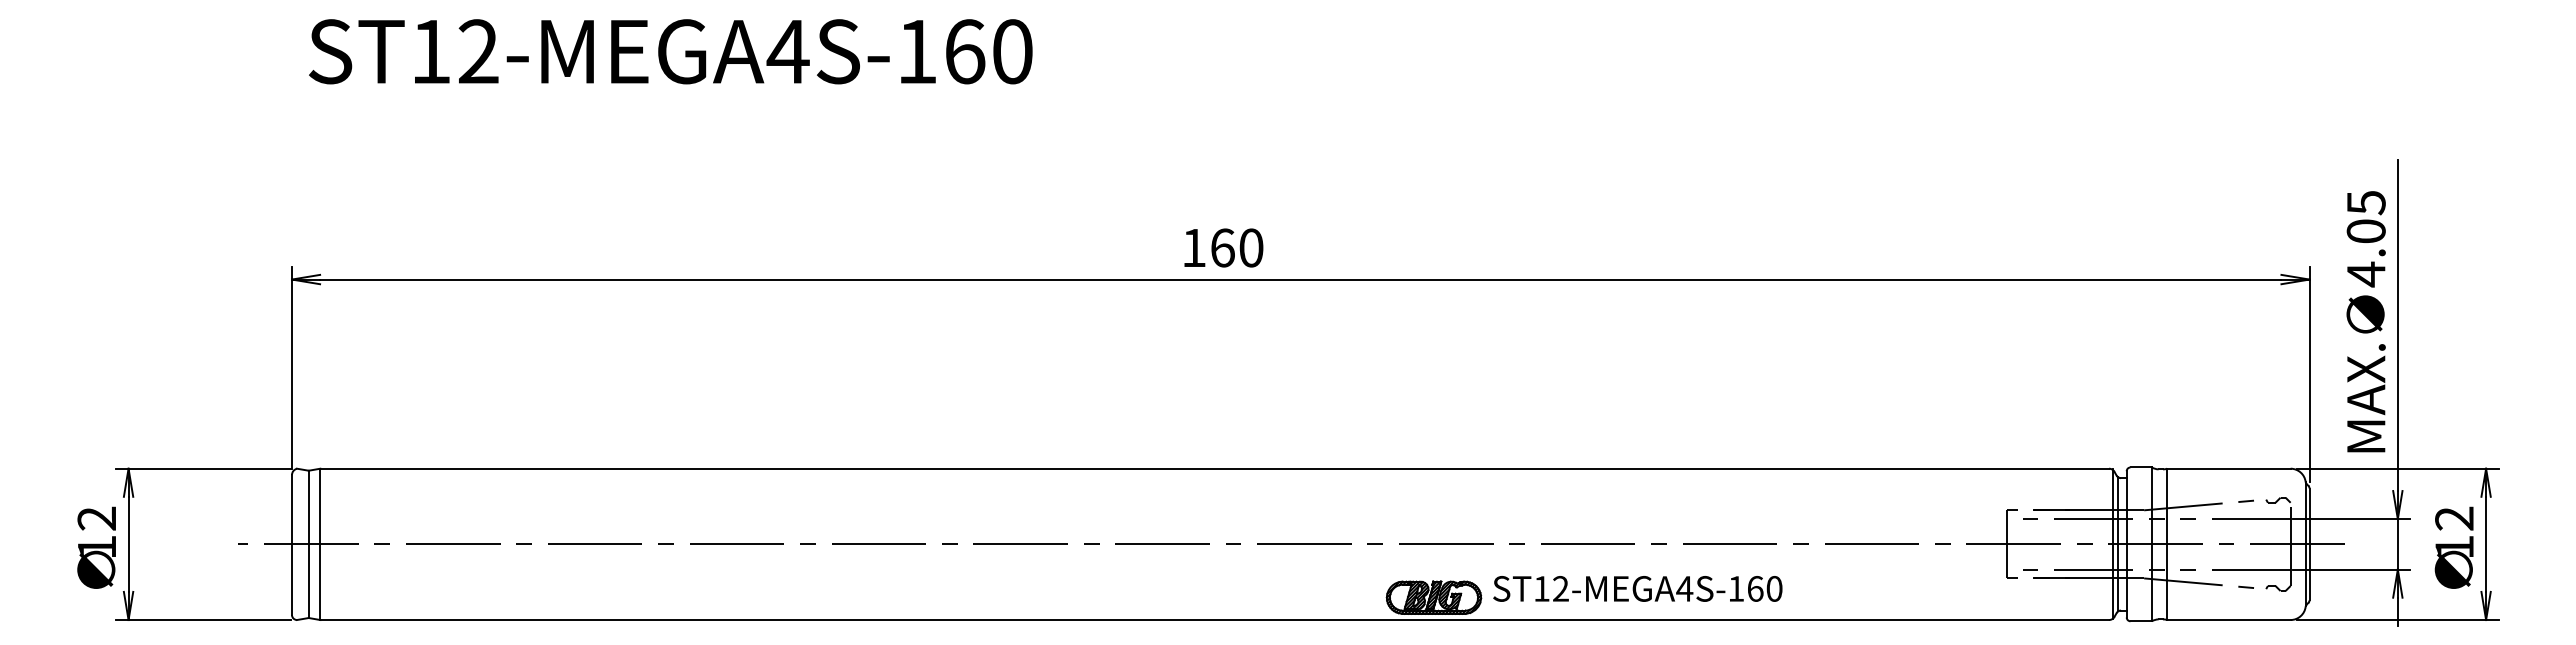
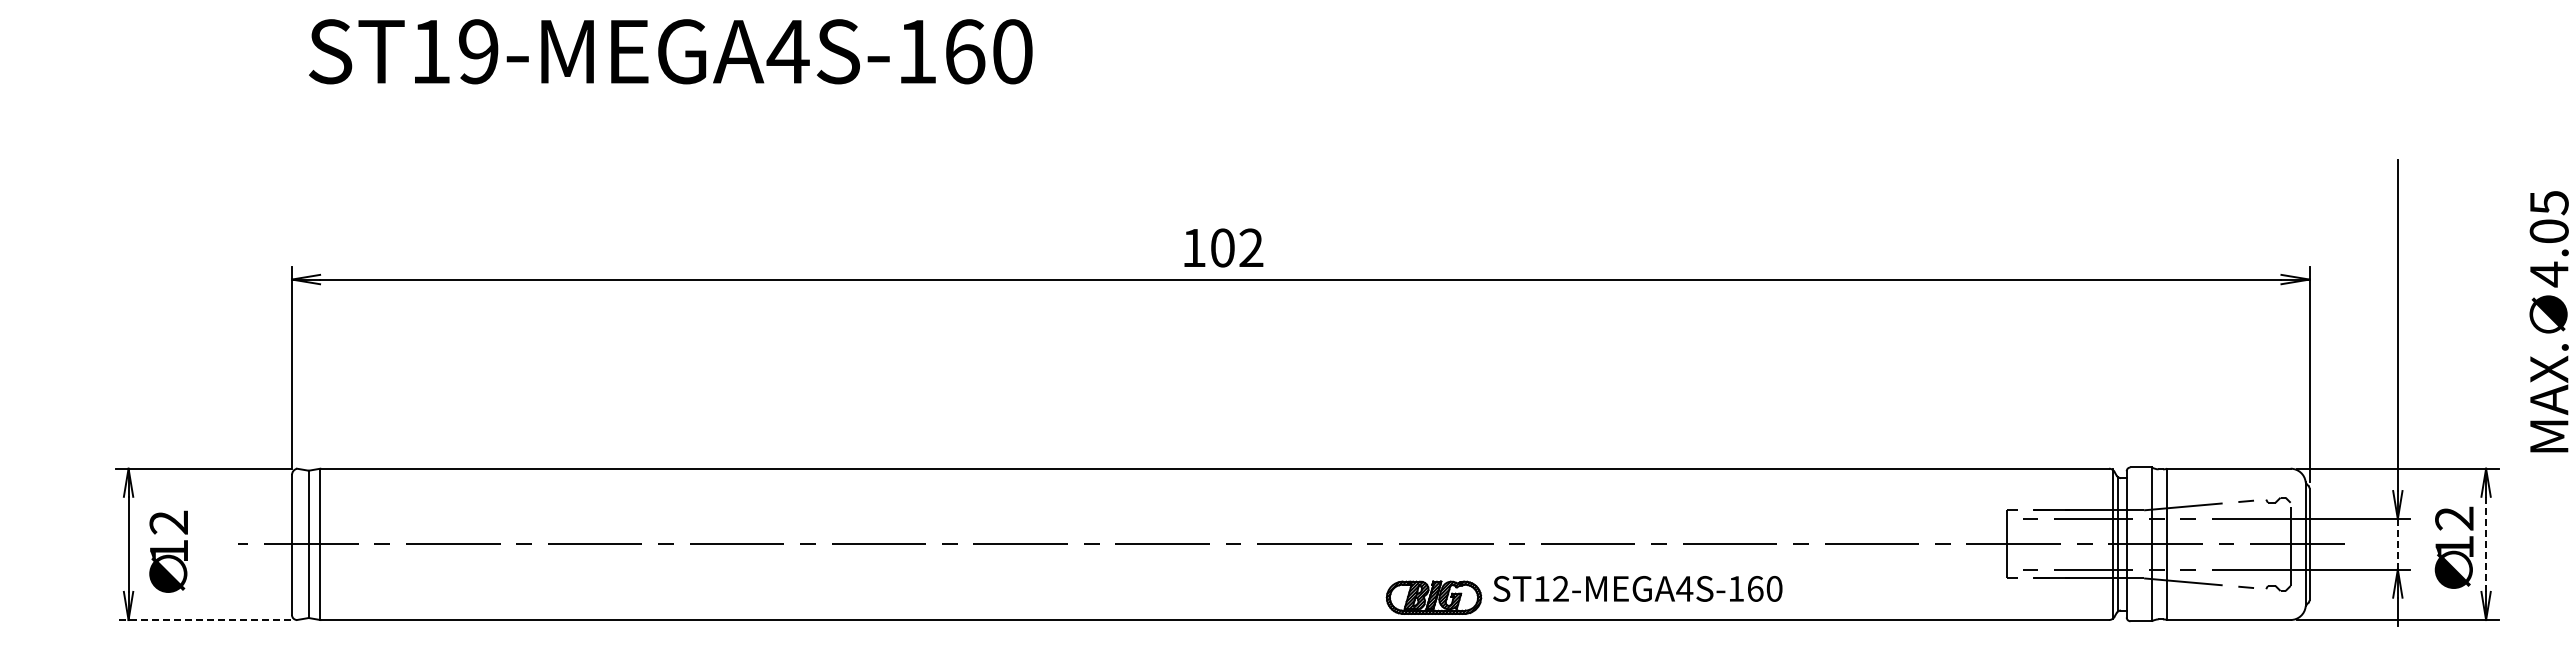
text: ST12-MEGA4S-160 -> ST19-MEGA4S-160 (478, 51)
text: 160 -> 102 (1237, 247)
text position: (2365, 321) -> (2548, 321) (2548, 321)
line: solid -> dashed (2397, 543)
line: solid -> dashed (2486, 544)
text position: (96, 547) -> (168, 551) (168, 551)
line: solid -> dashed (202, 620)
